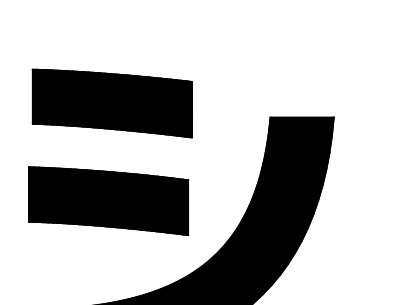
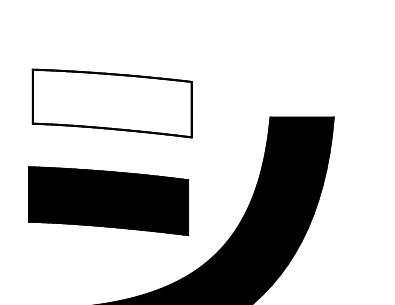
fill: present -> none (111, 103)
